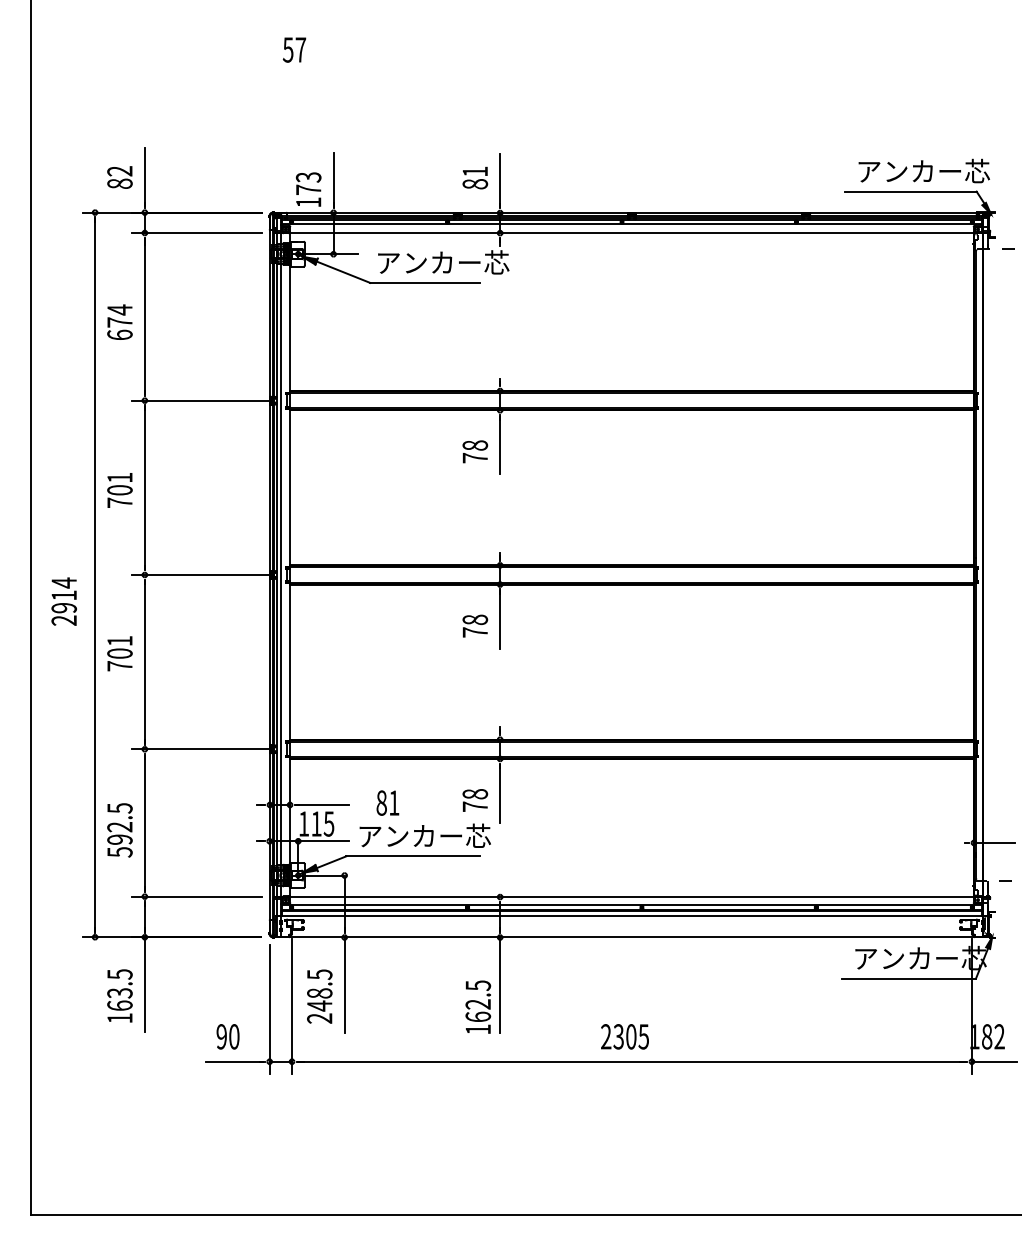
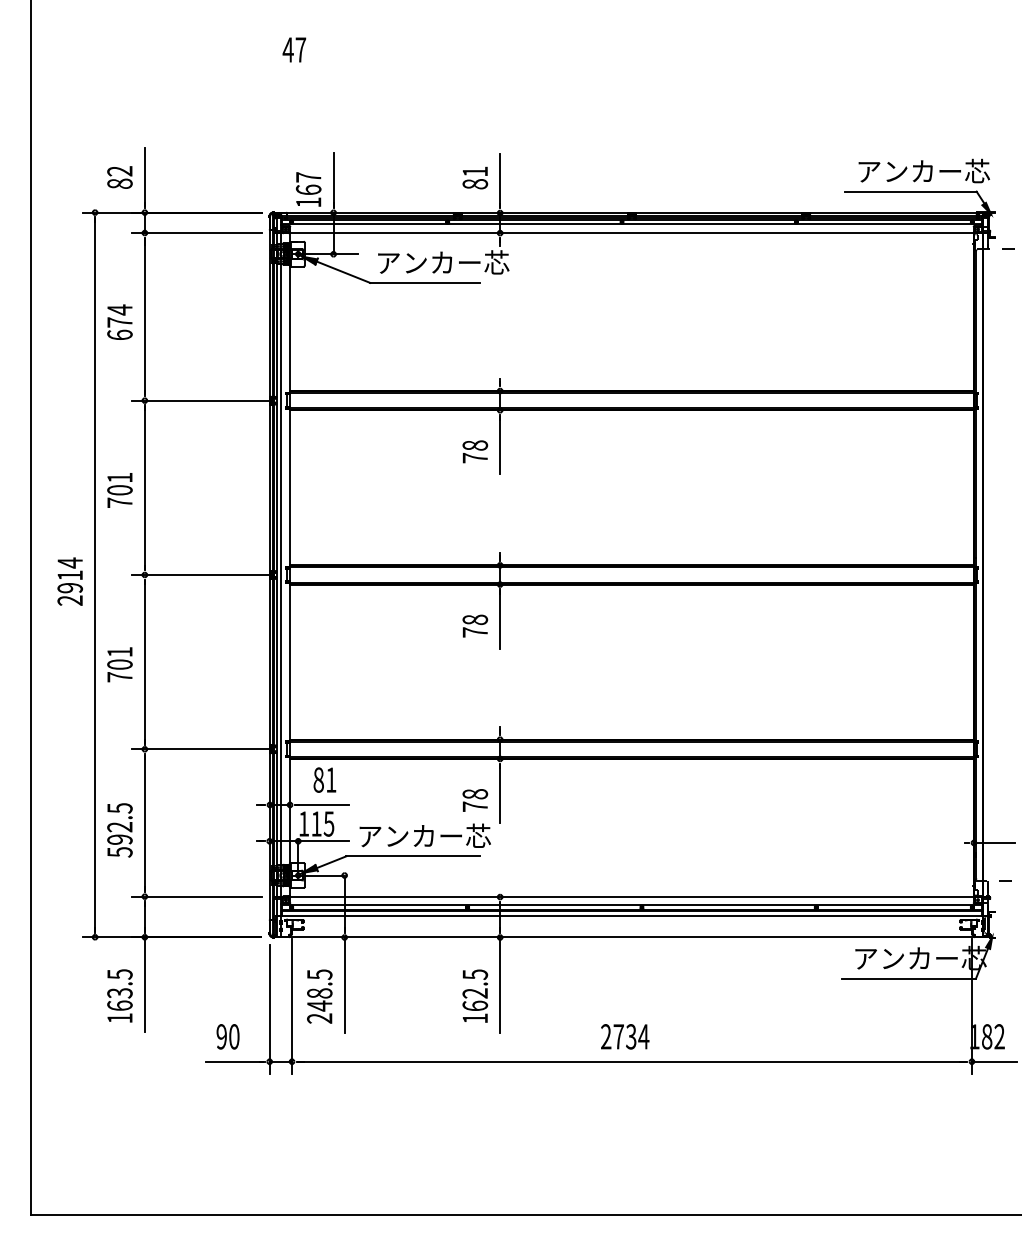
text: 57 -> 47 (287, 49)
text: 173 -> 167 (308, 183)
text position: (63, 601) -> (69, 581) (69, 581)
text position: (119, 653) -> (119, 664) (119, 664)
text position: (387, 802) -> (324, 779) (324, 779)
text position: (478, 1006) -> (475, 995) (475, 995)
text: 2305 -> 2734 (631, 1036)
